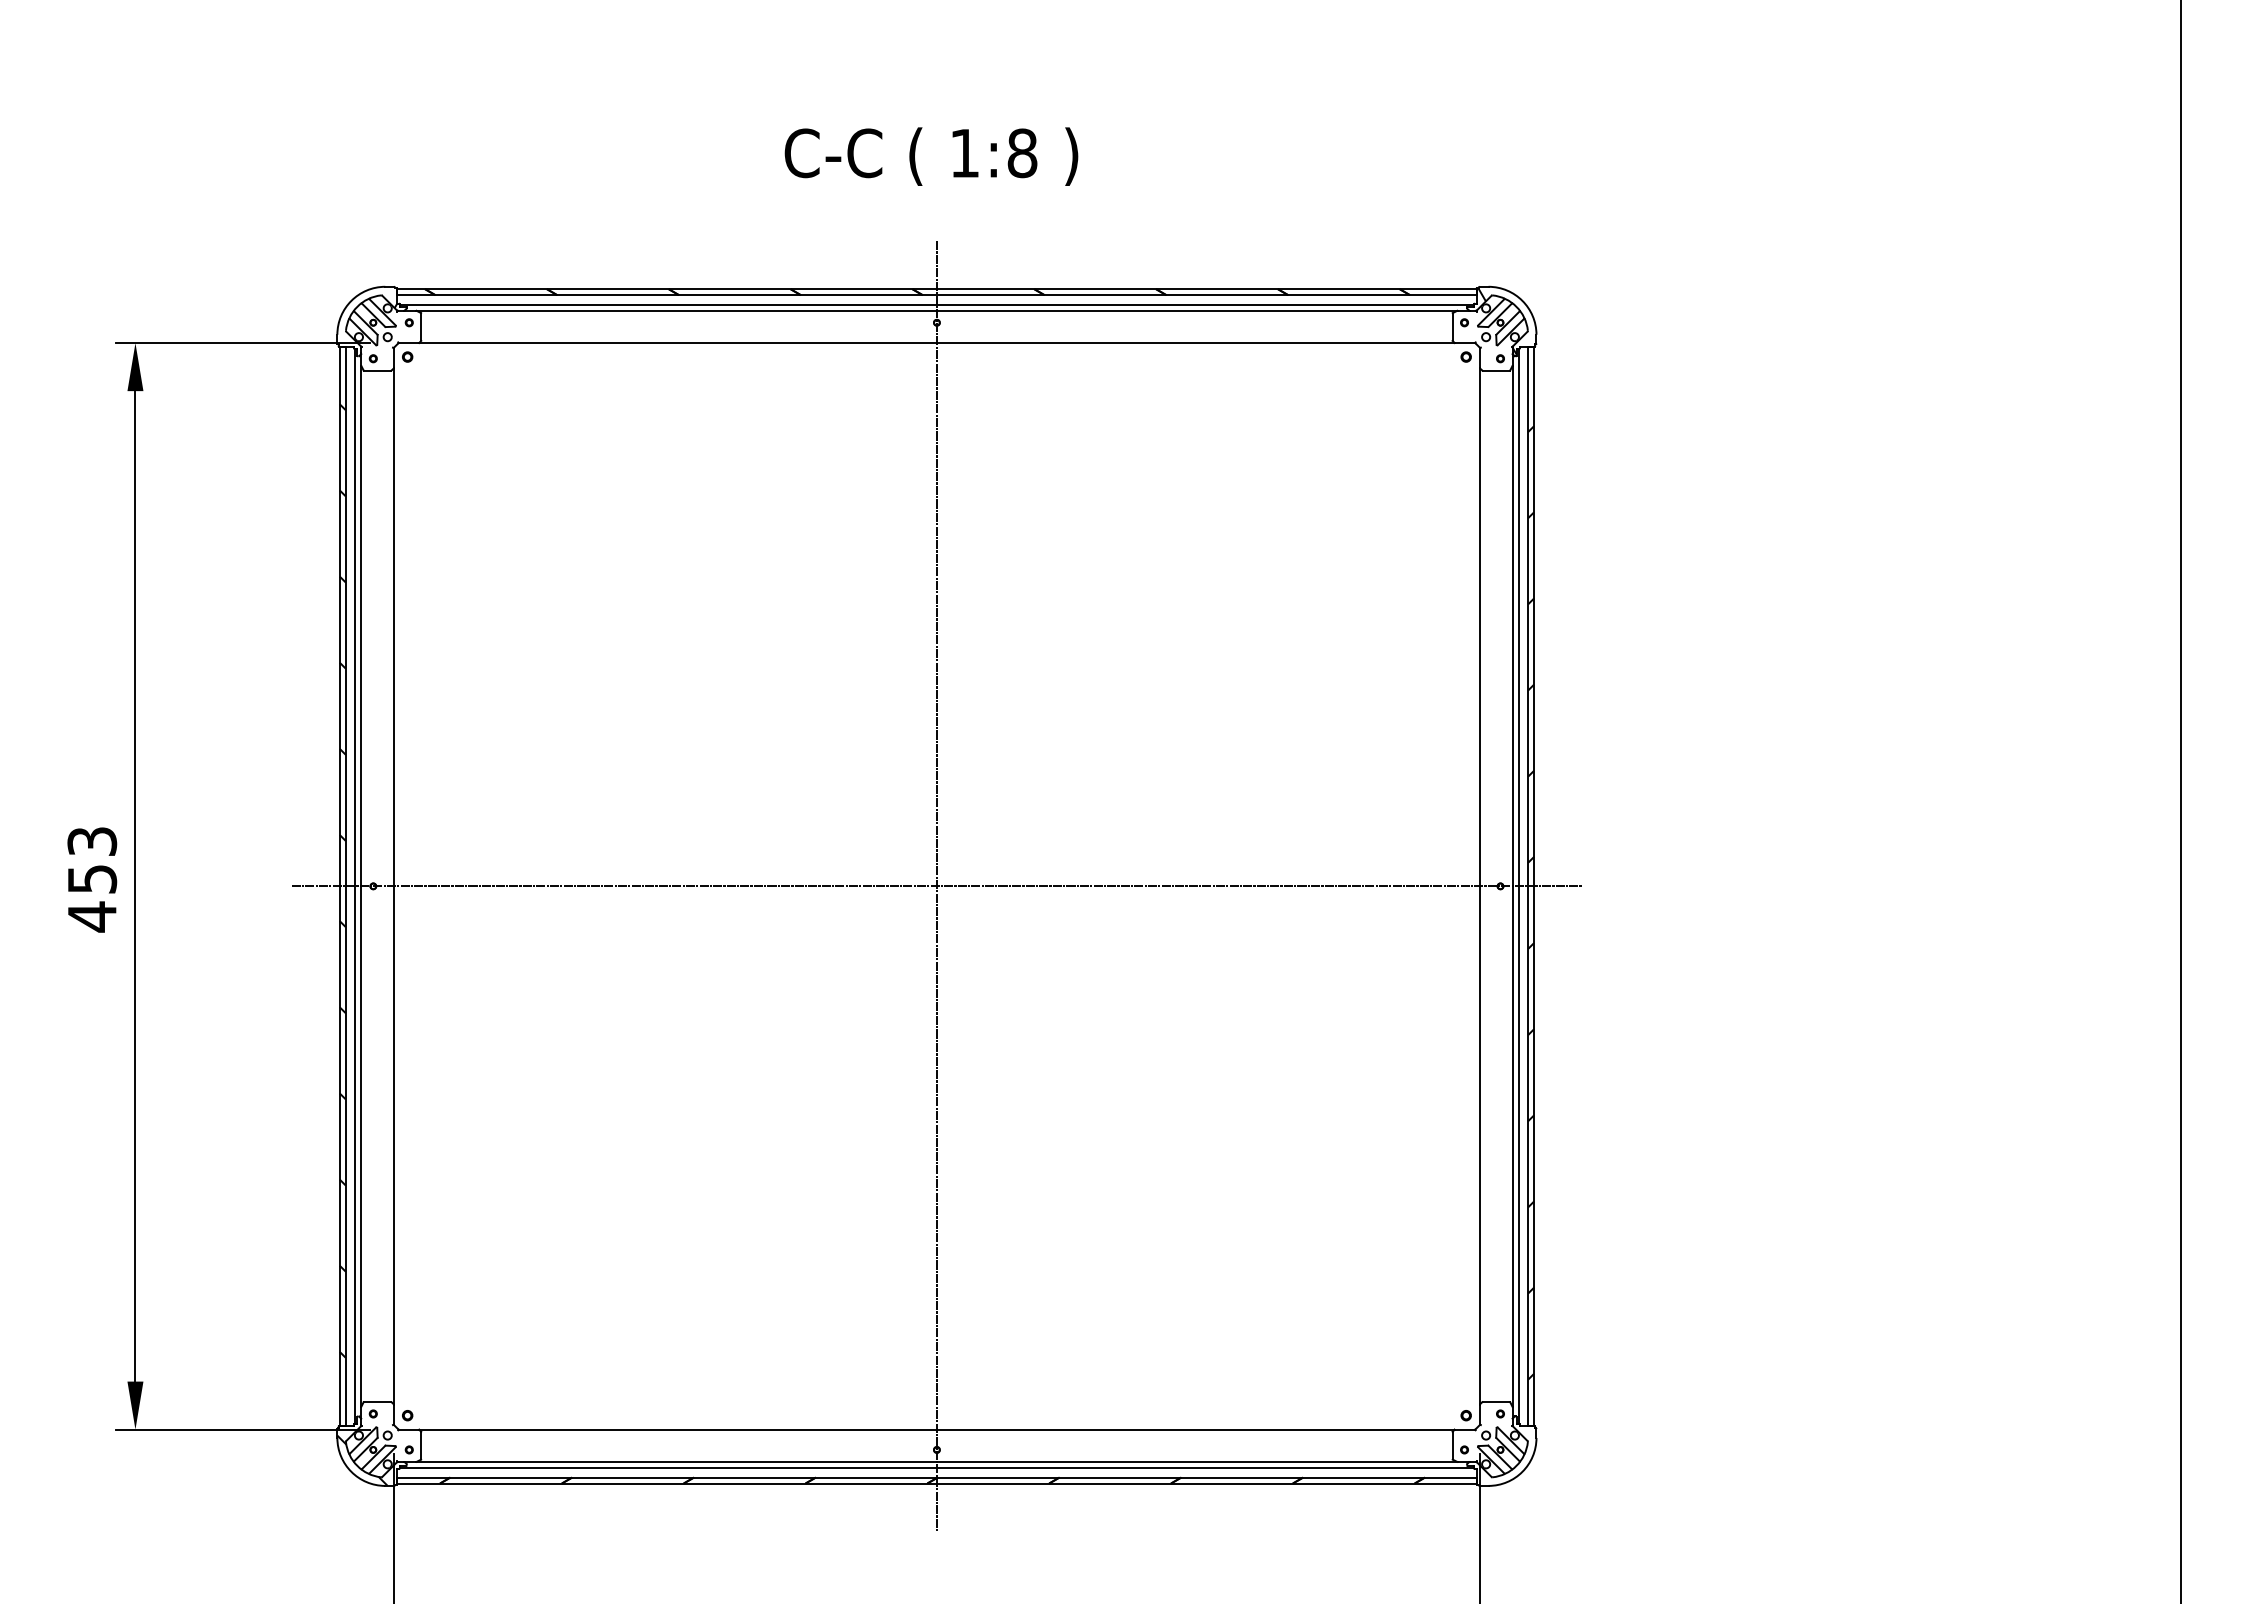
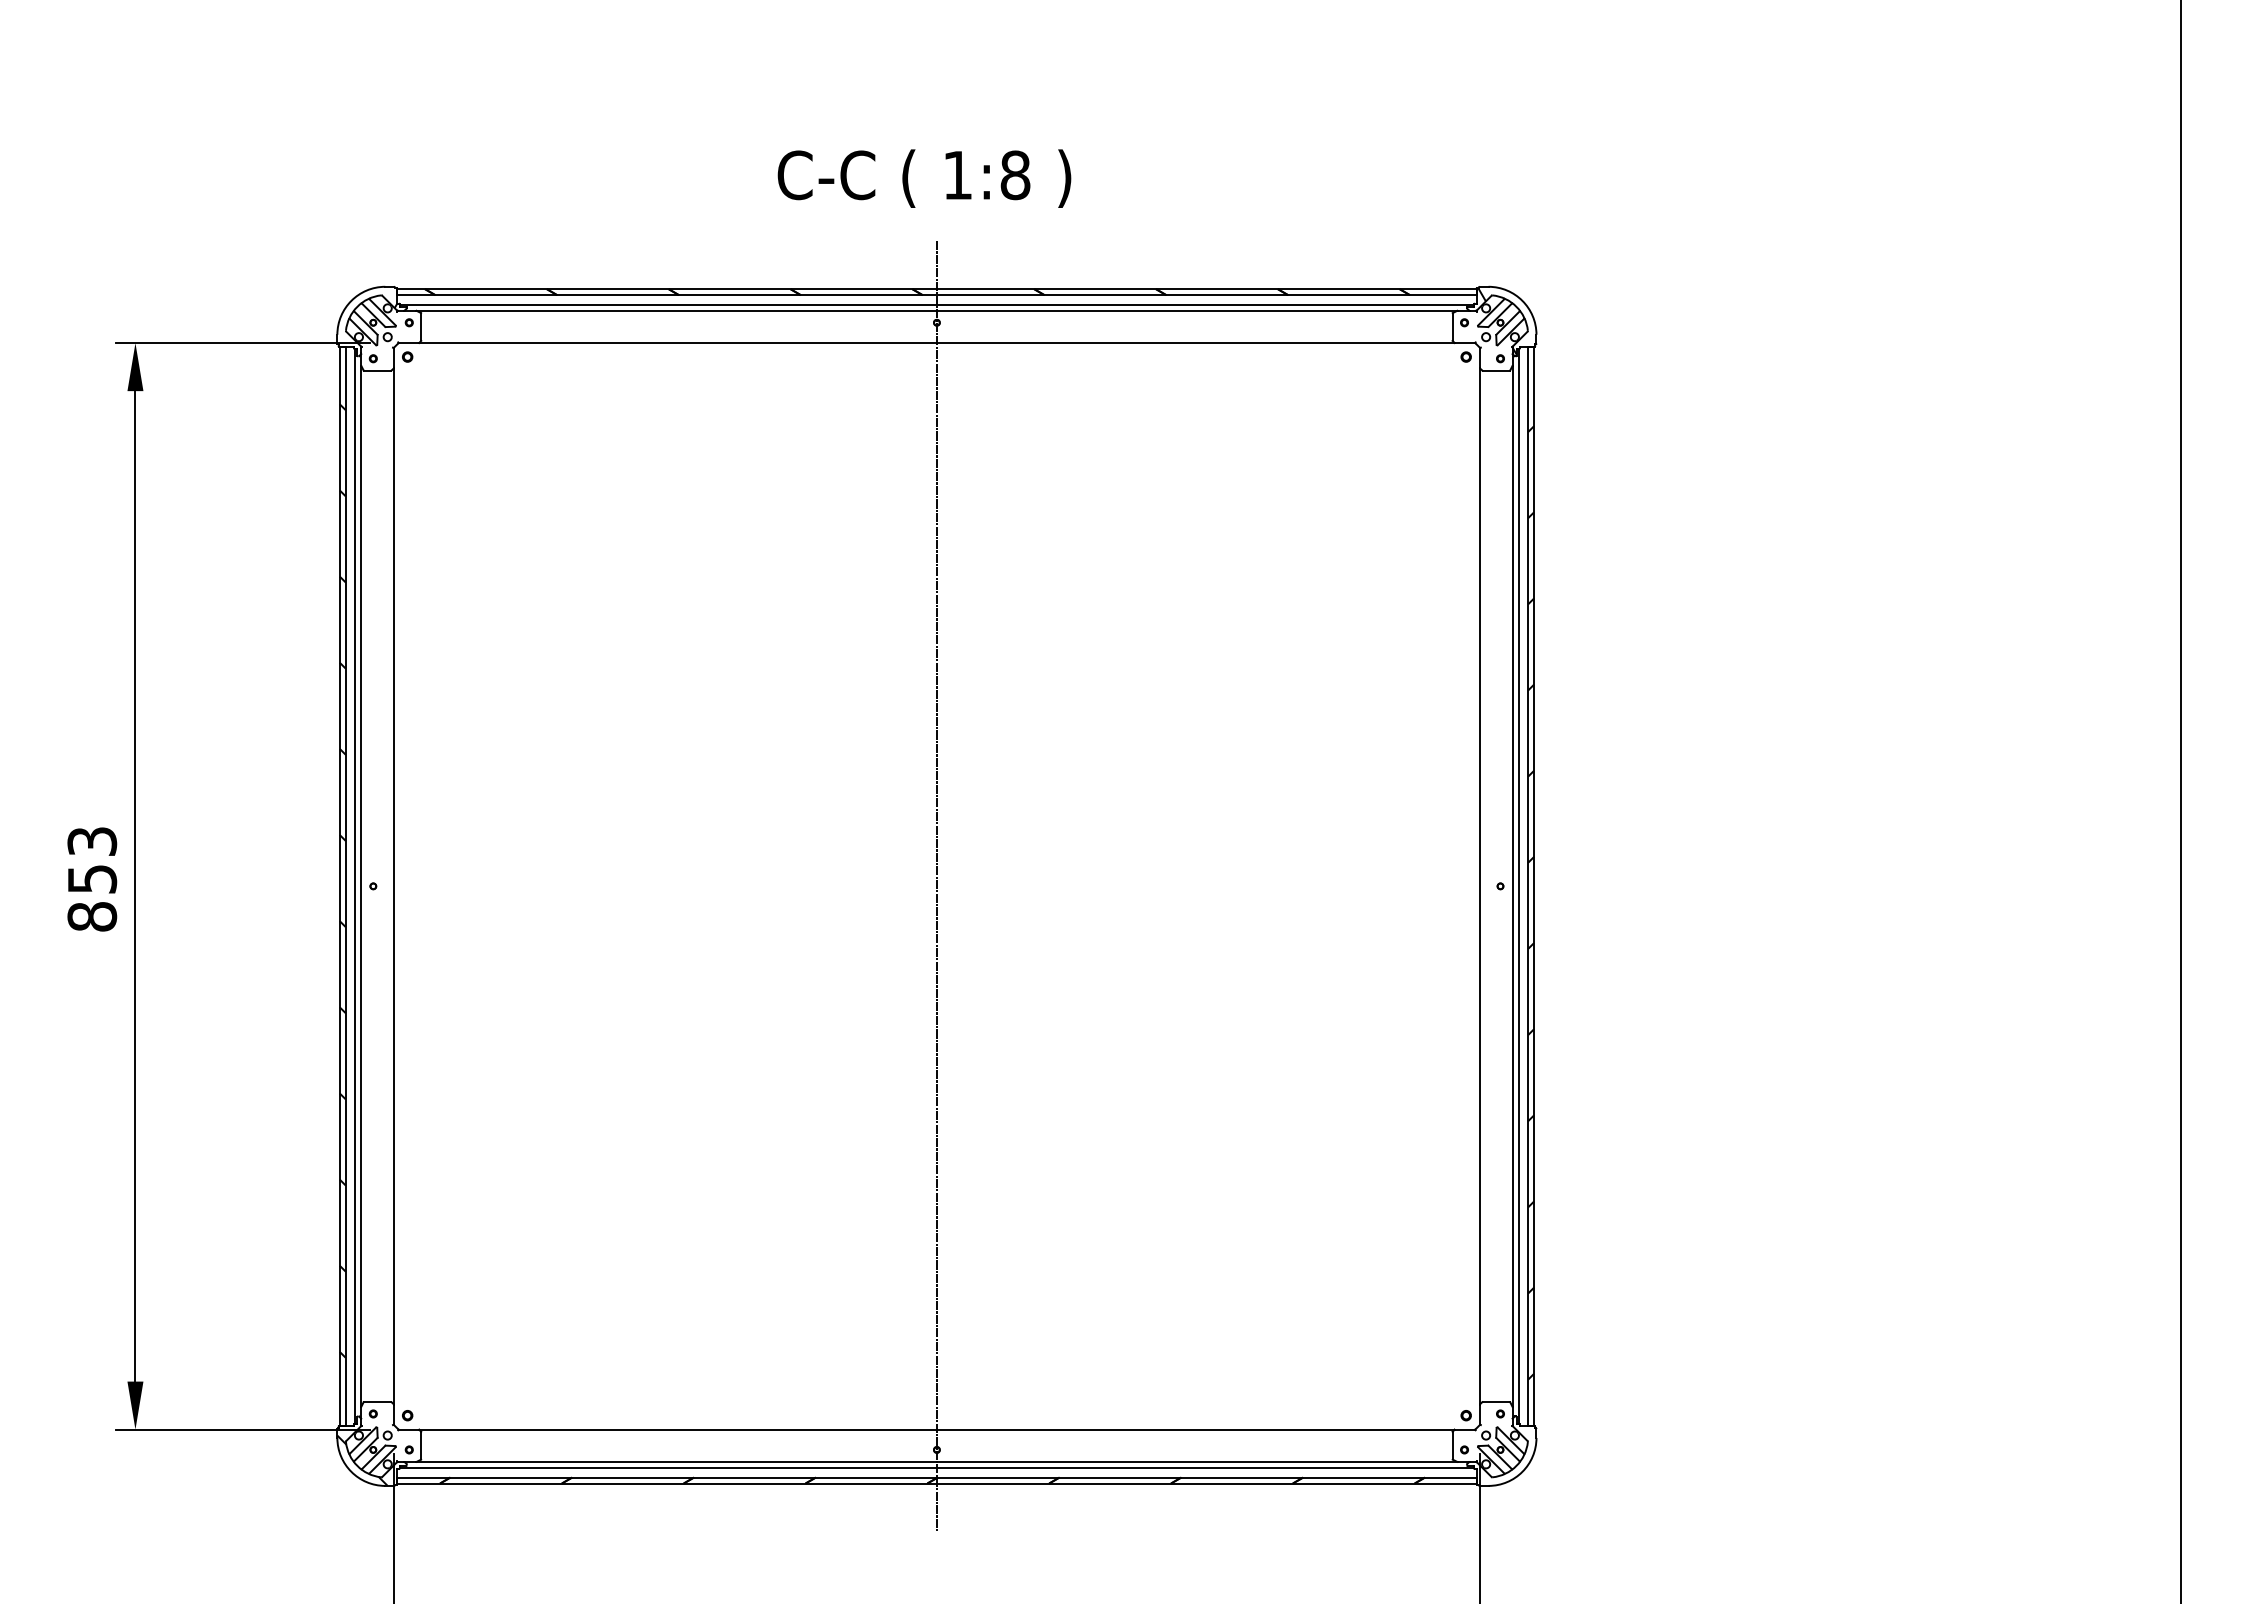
text position: (931, 156) -> (924, 178) (924, 178)
line: present -> none (936, 886)
text: 453 -> 853 (92, 916)
